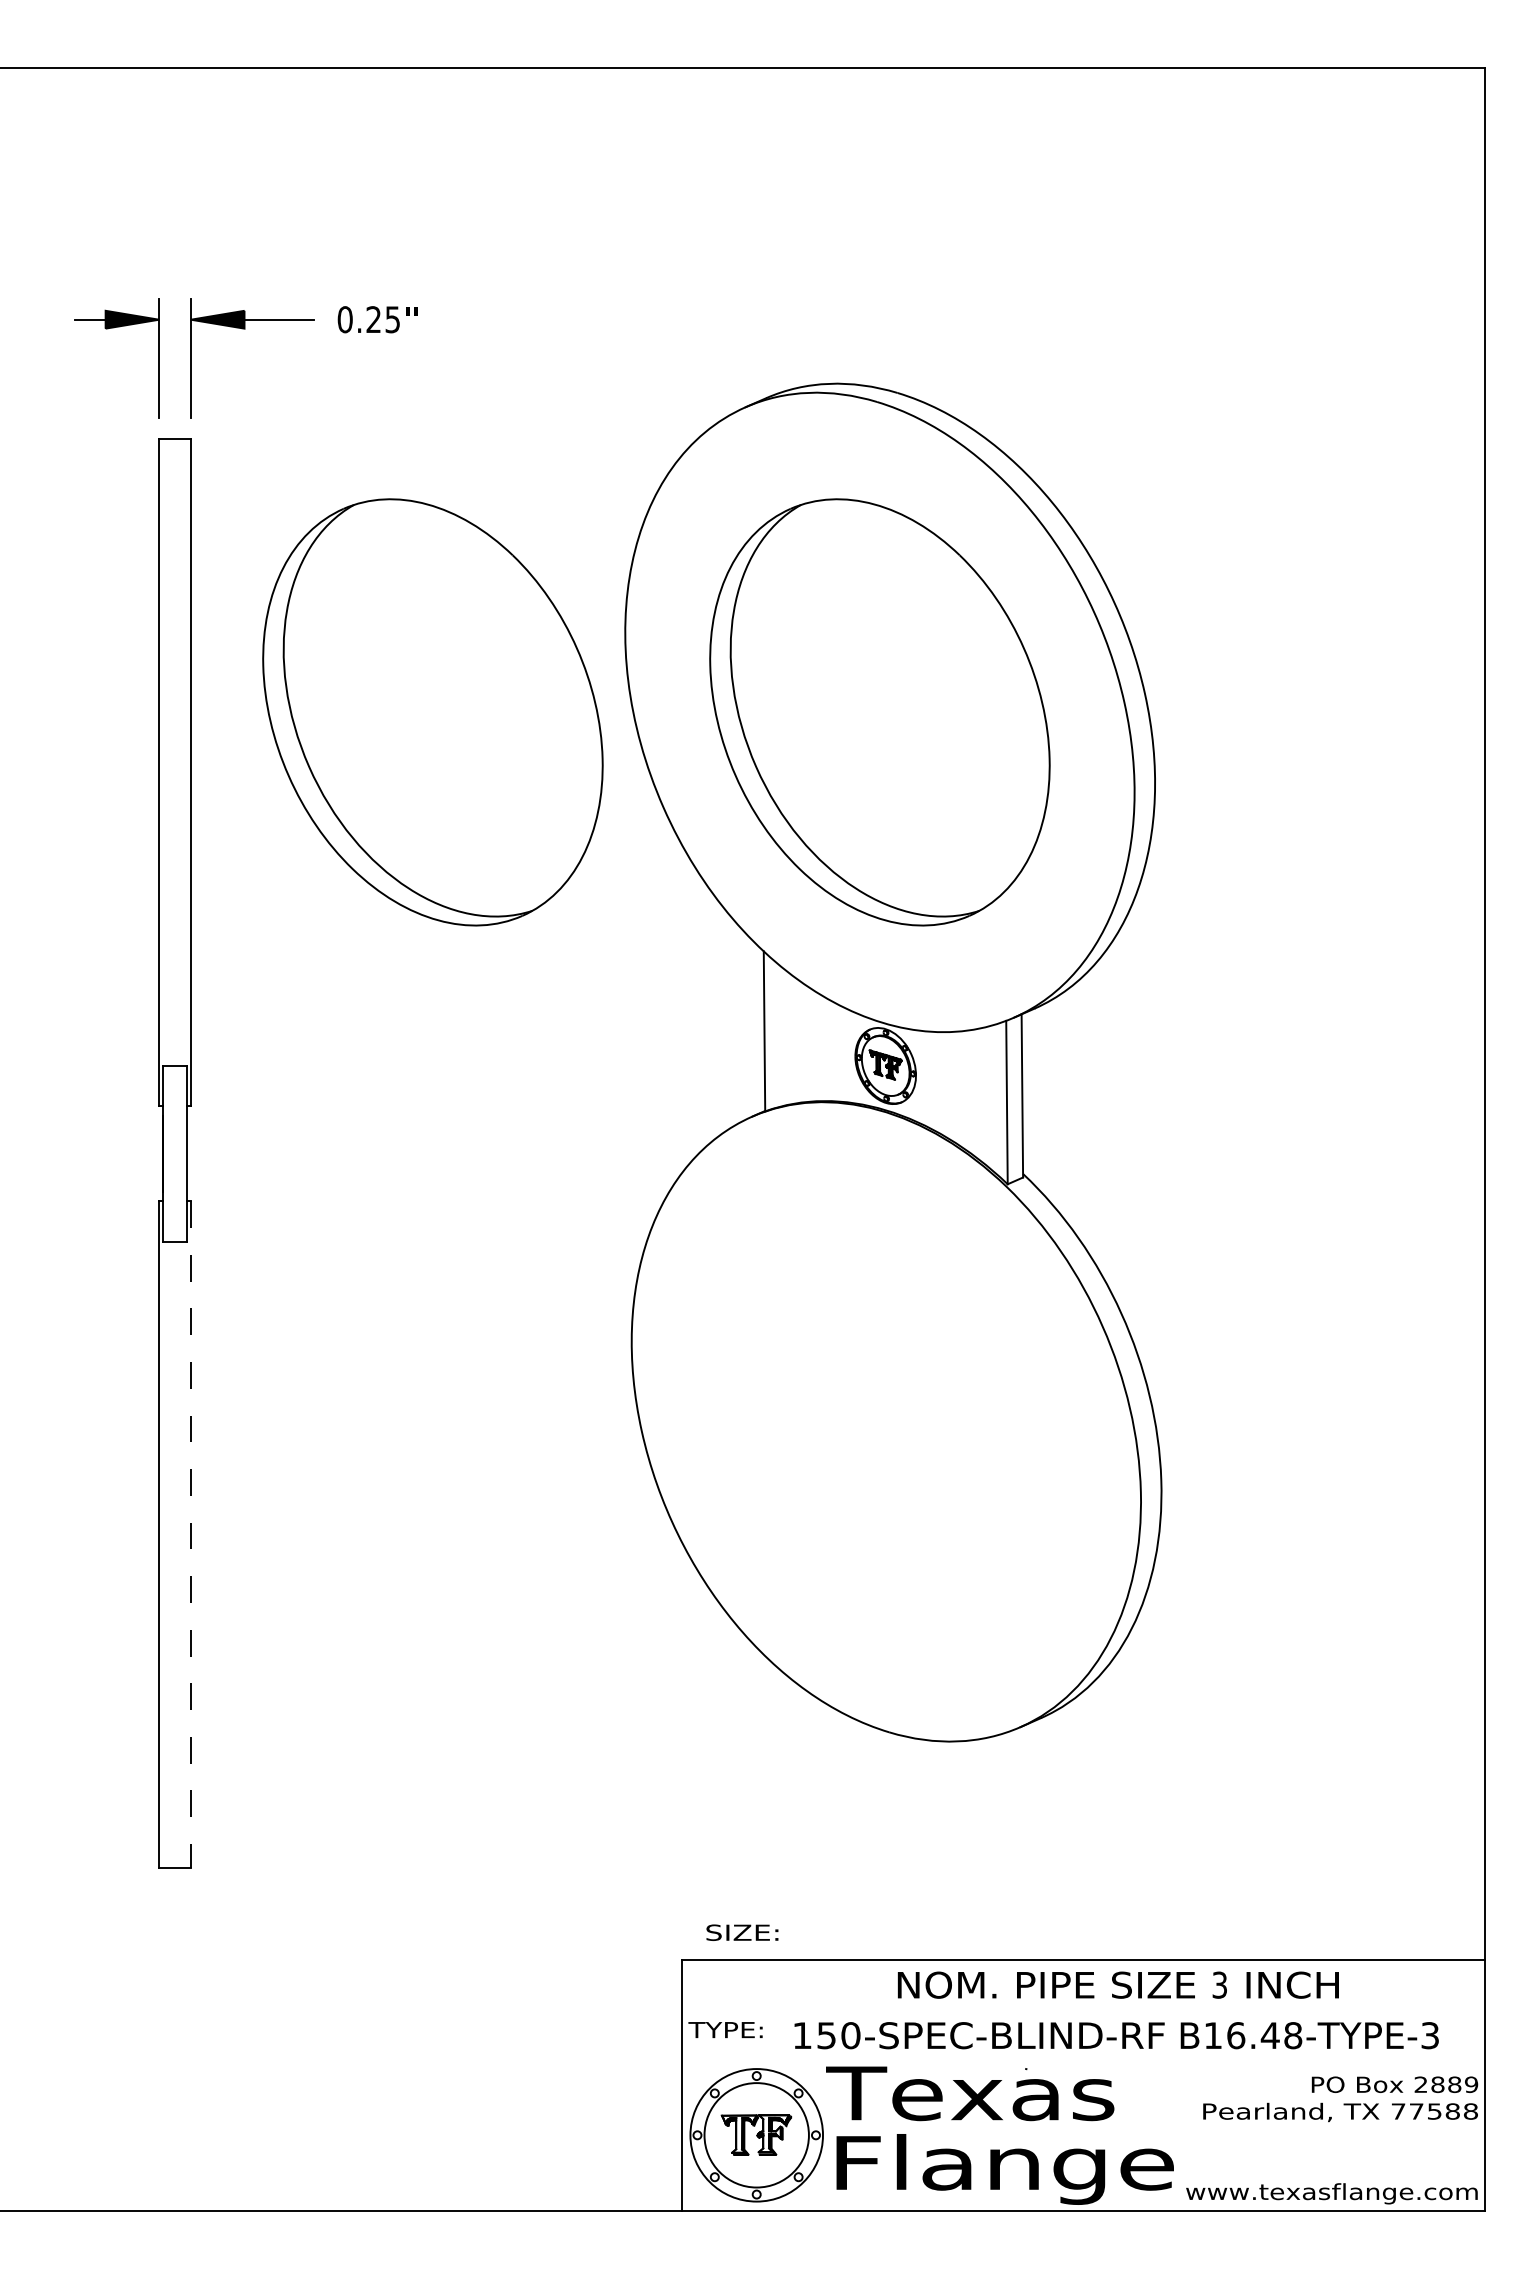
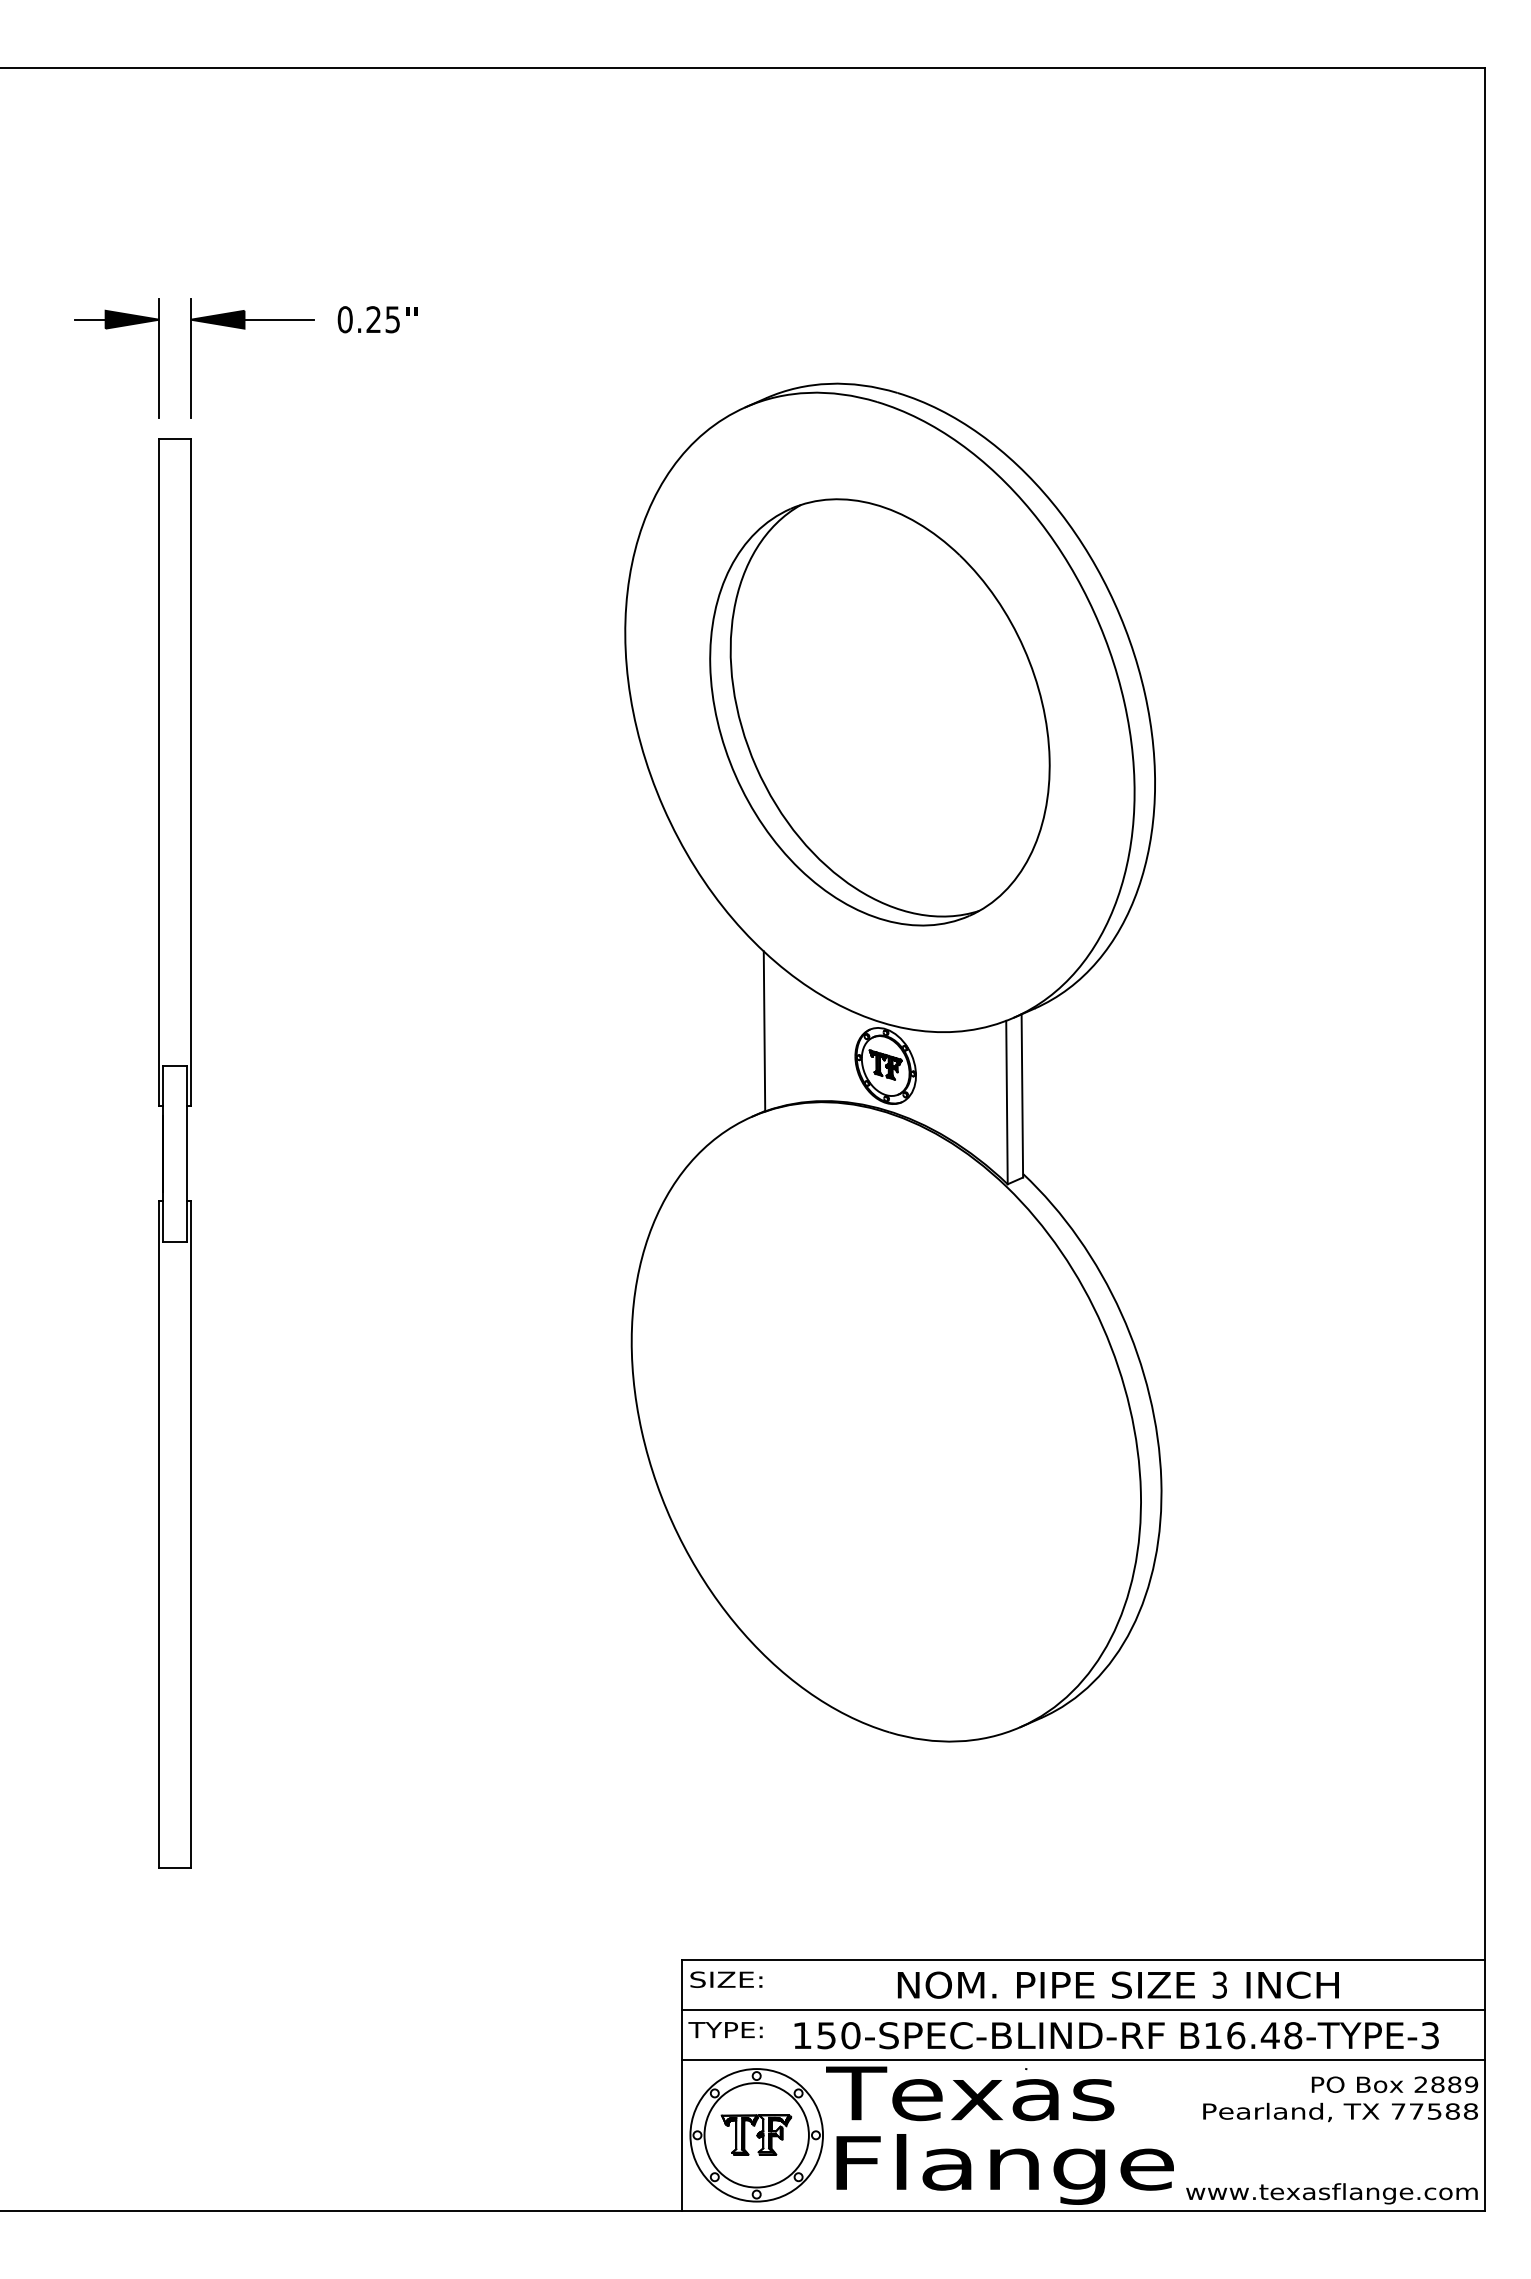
part: present -> none (432, 712)
line: dashed -> solid (190, 1535)
text position: (742, 1932) -> (726, 1979) (726, 1979)
line: none -> present (1083, 2009)
line: none -> present (1083, 2060)
